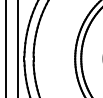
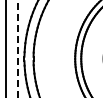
line: solid -> dashed (18, 48)
